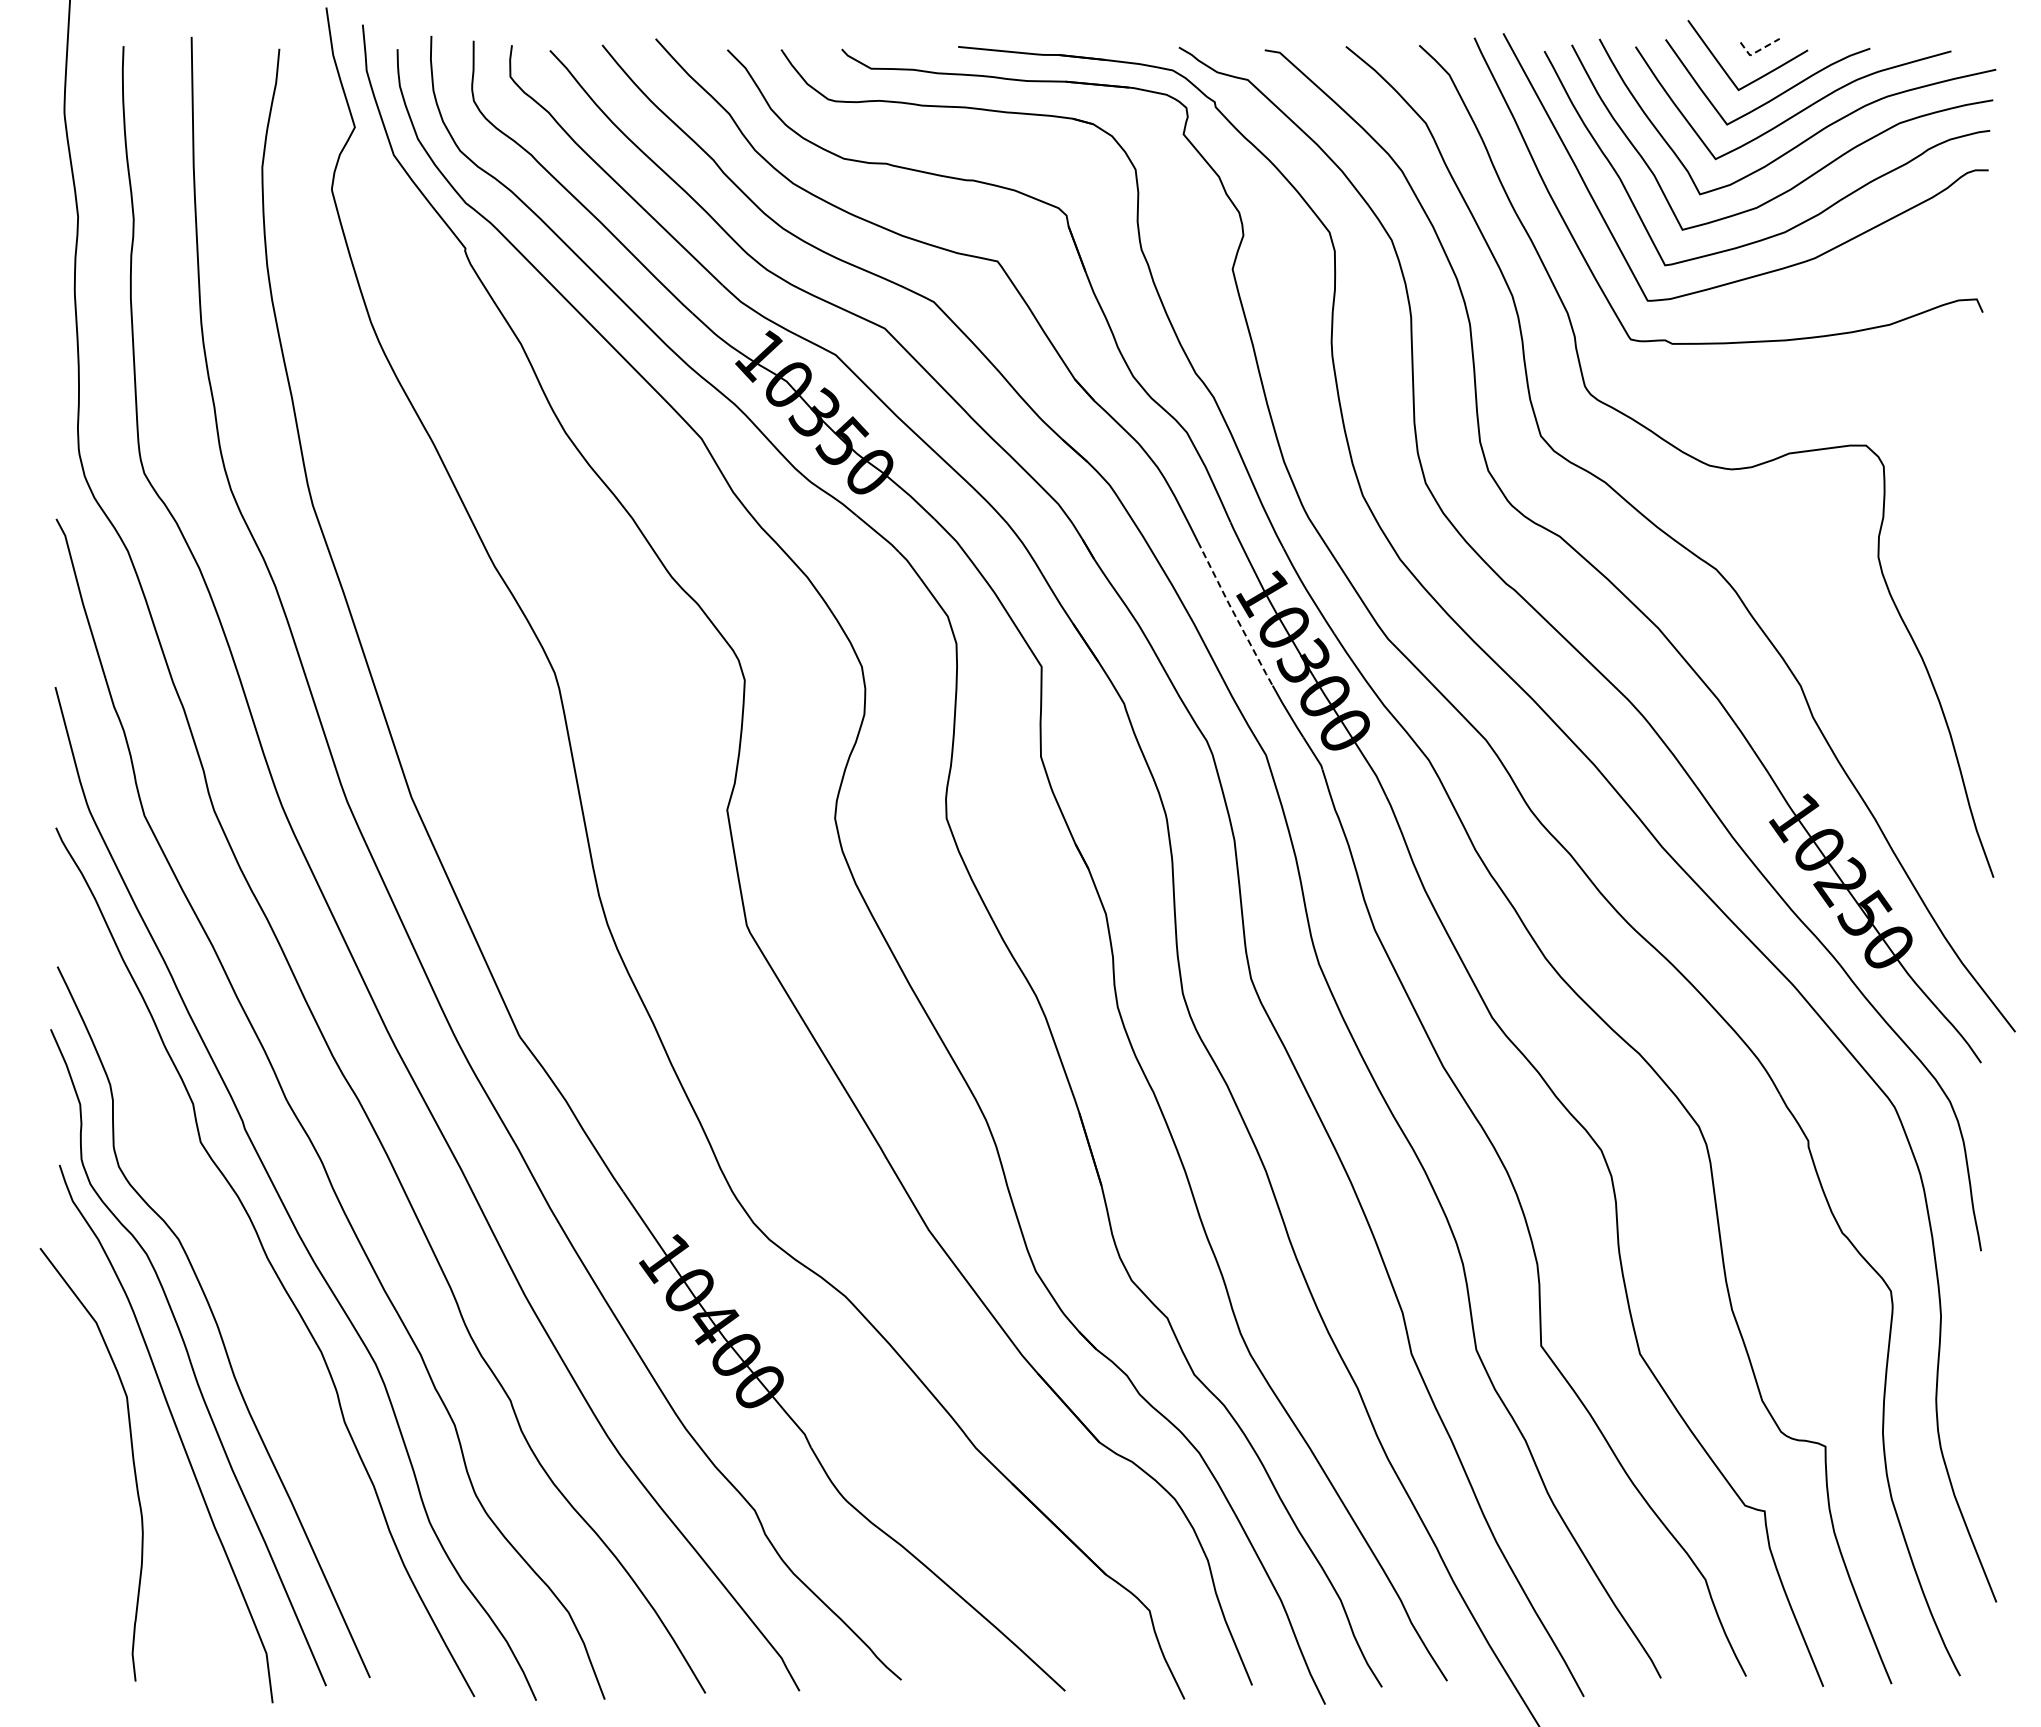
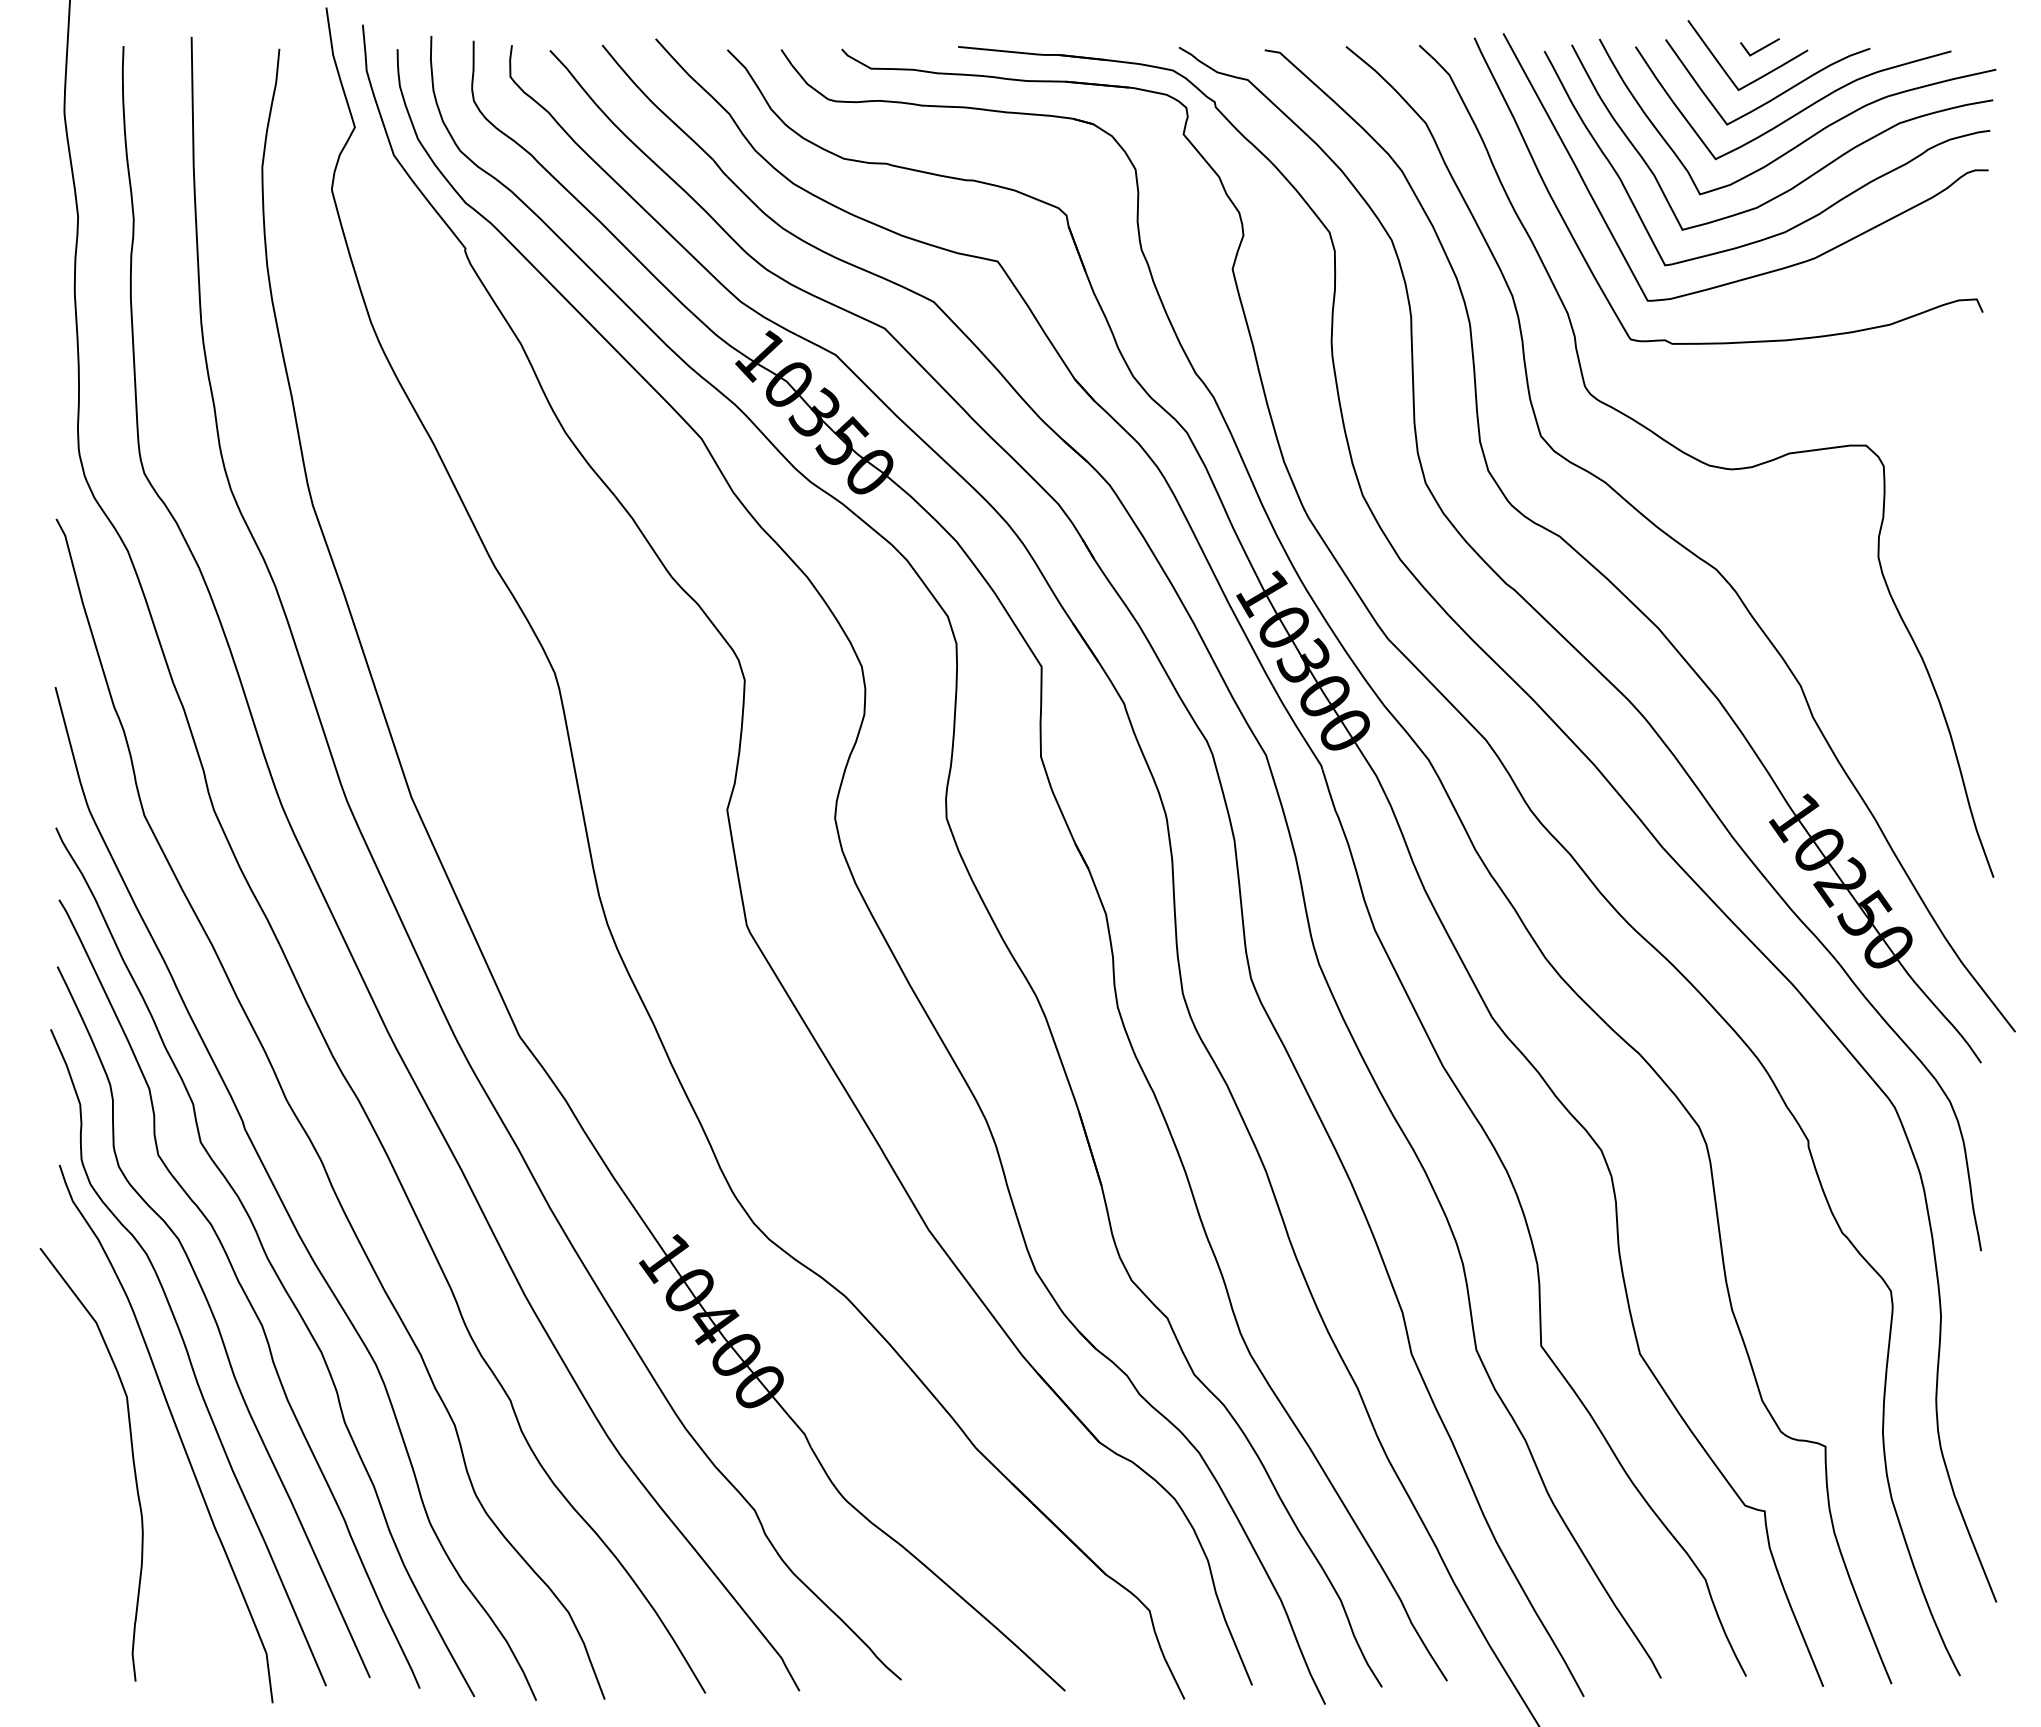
line: dashed -> solid (1757, 51)
line: dashed -> solid (1234, 614)
curve: none -> present (242, 1291)
